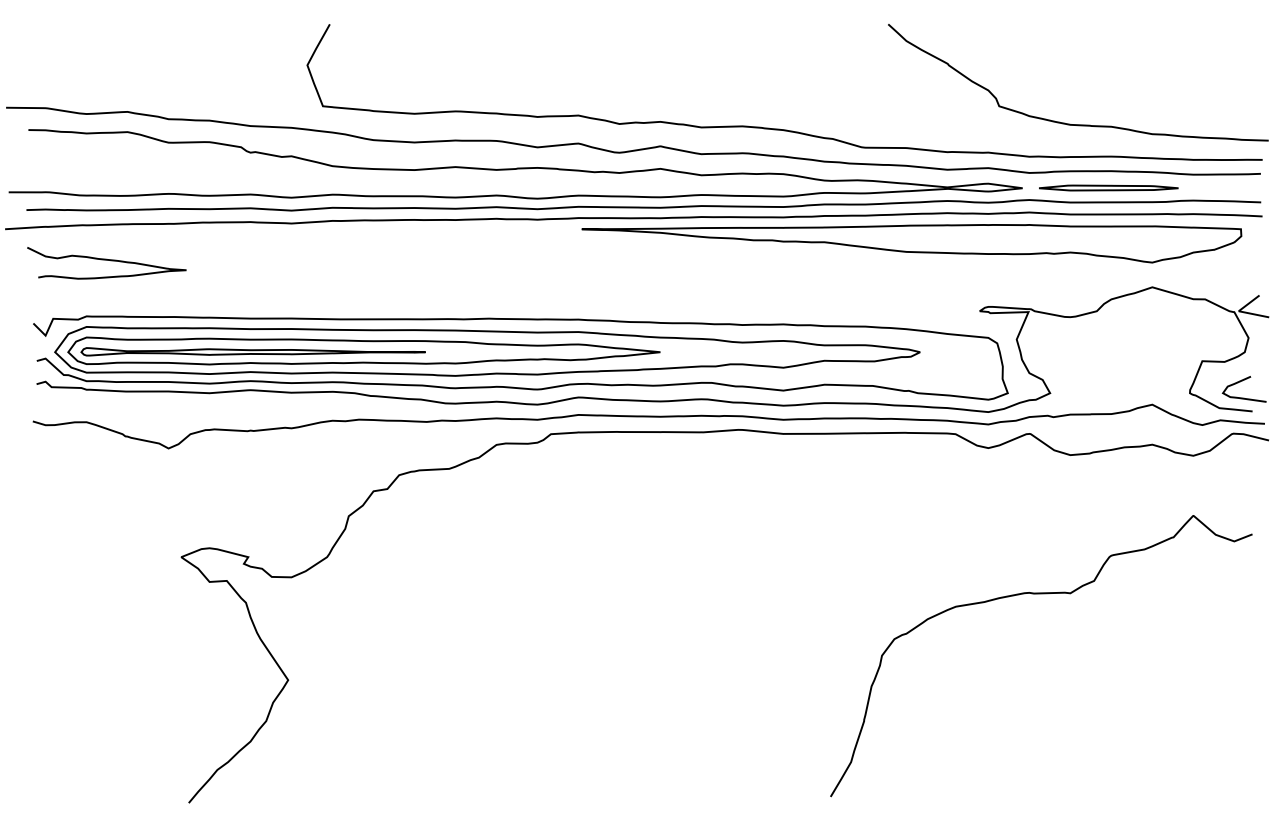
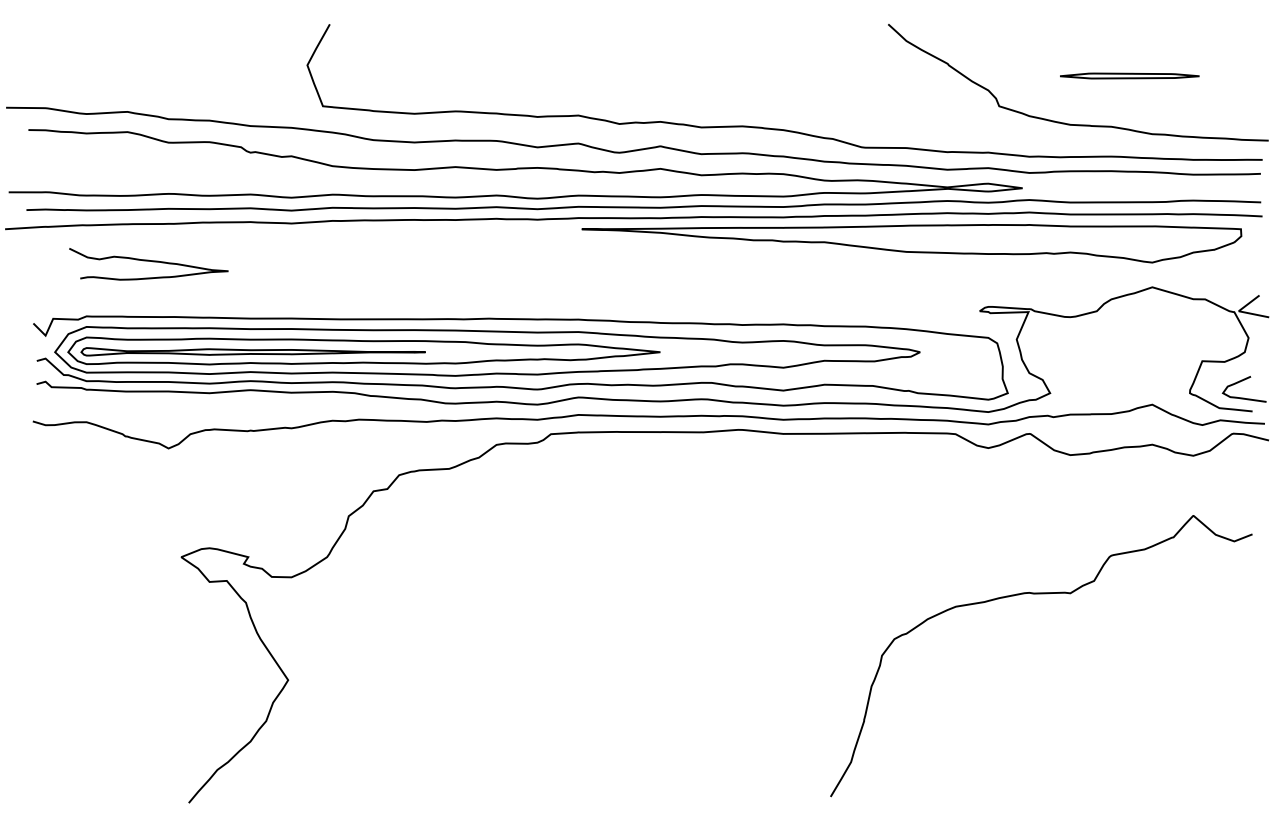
part position: (1108, 187) -> (1129, 75) (1129, 75)
curve position: (106, 260) -> (148, 261) (148, 261)
